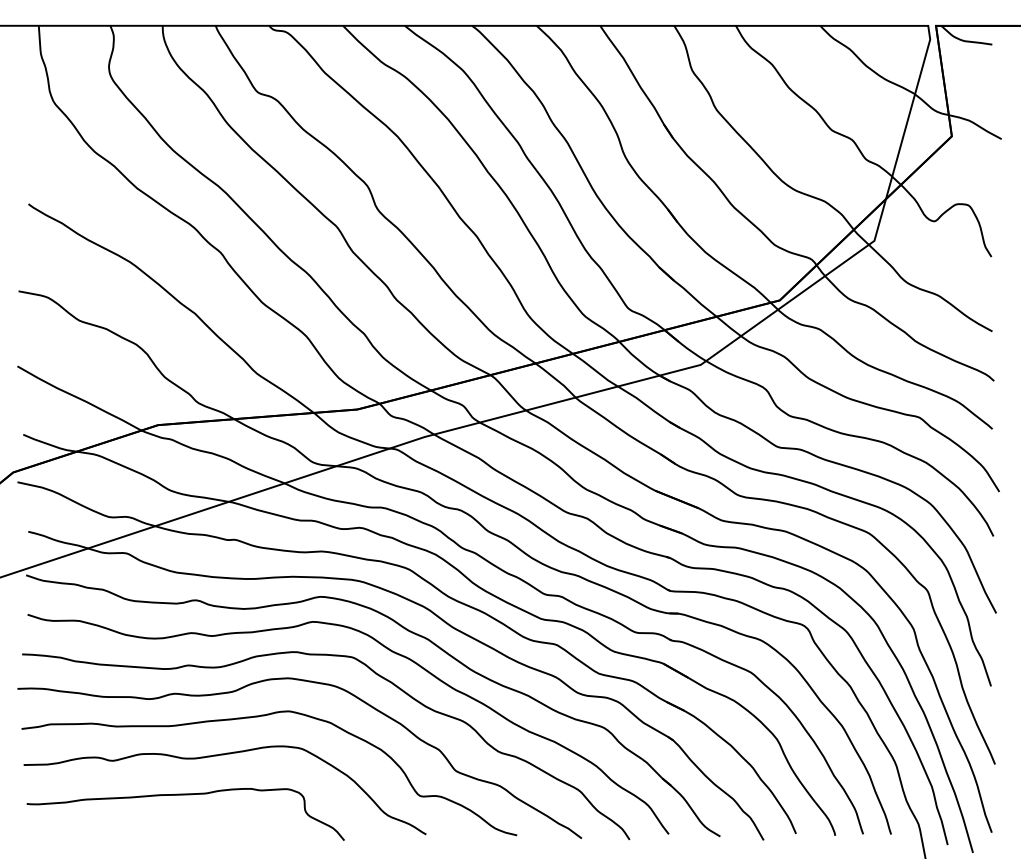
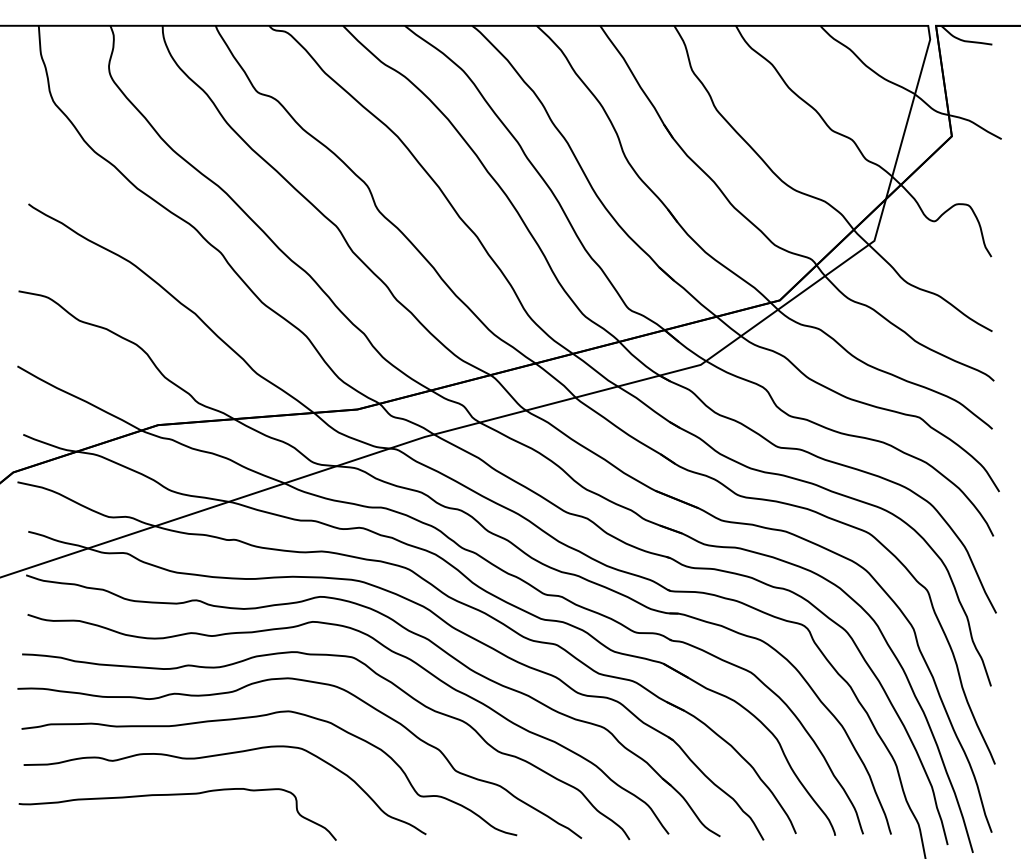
curve position: (185, 795) -> (177, 795) (177, 795)
